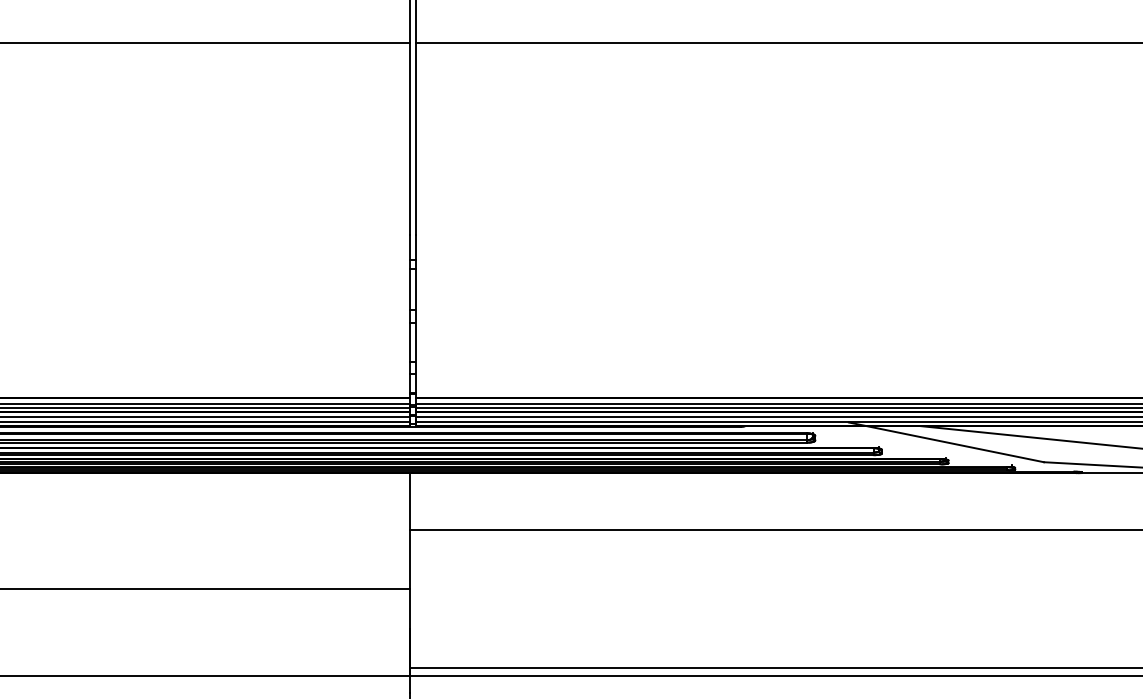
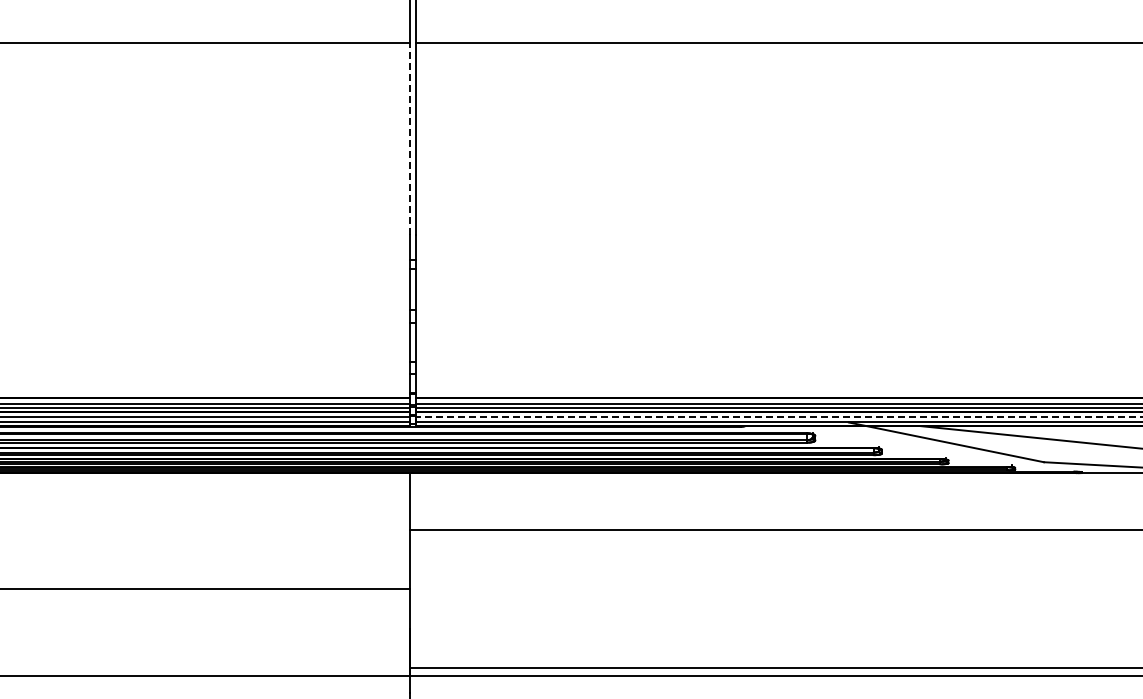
line: solid -> dashed (410, 139)
line: solid -> dashed (778, 417)
